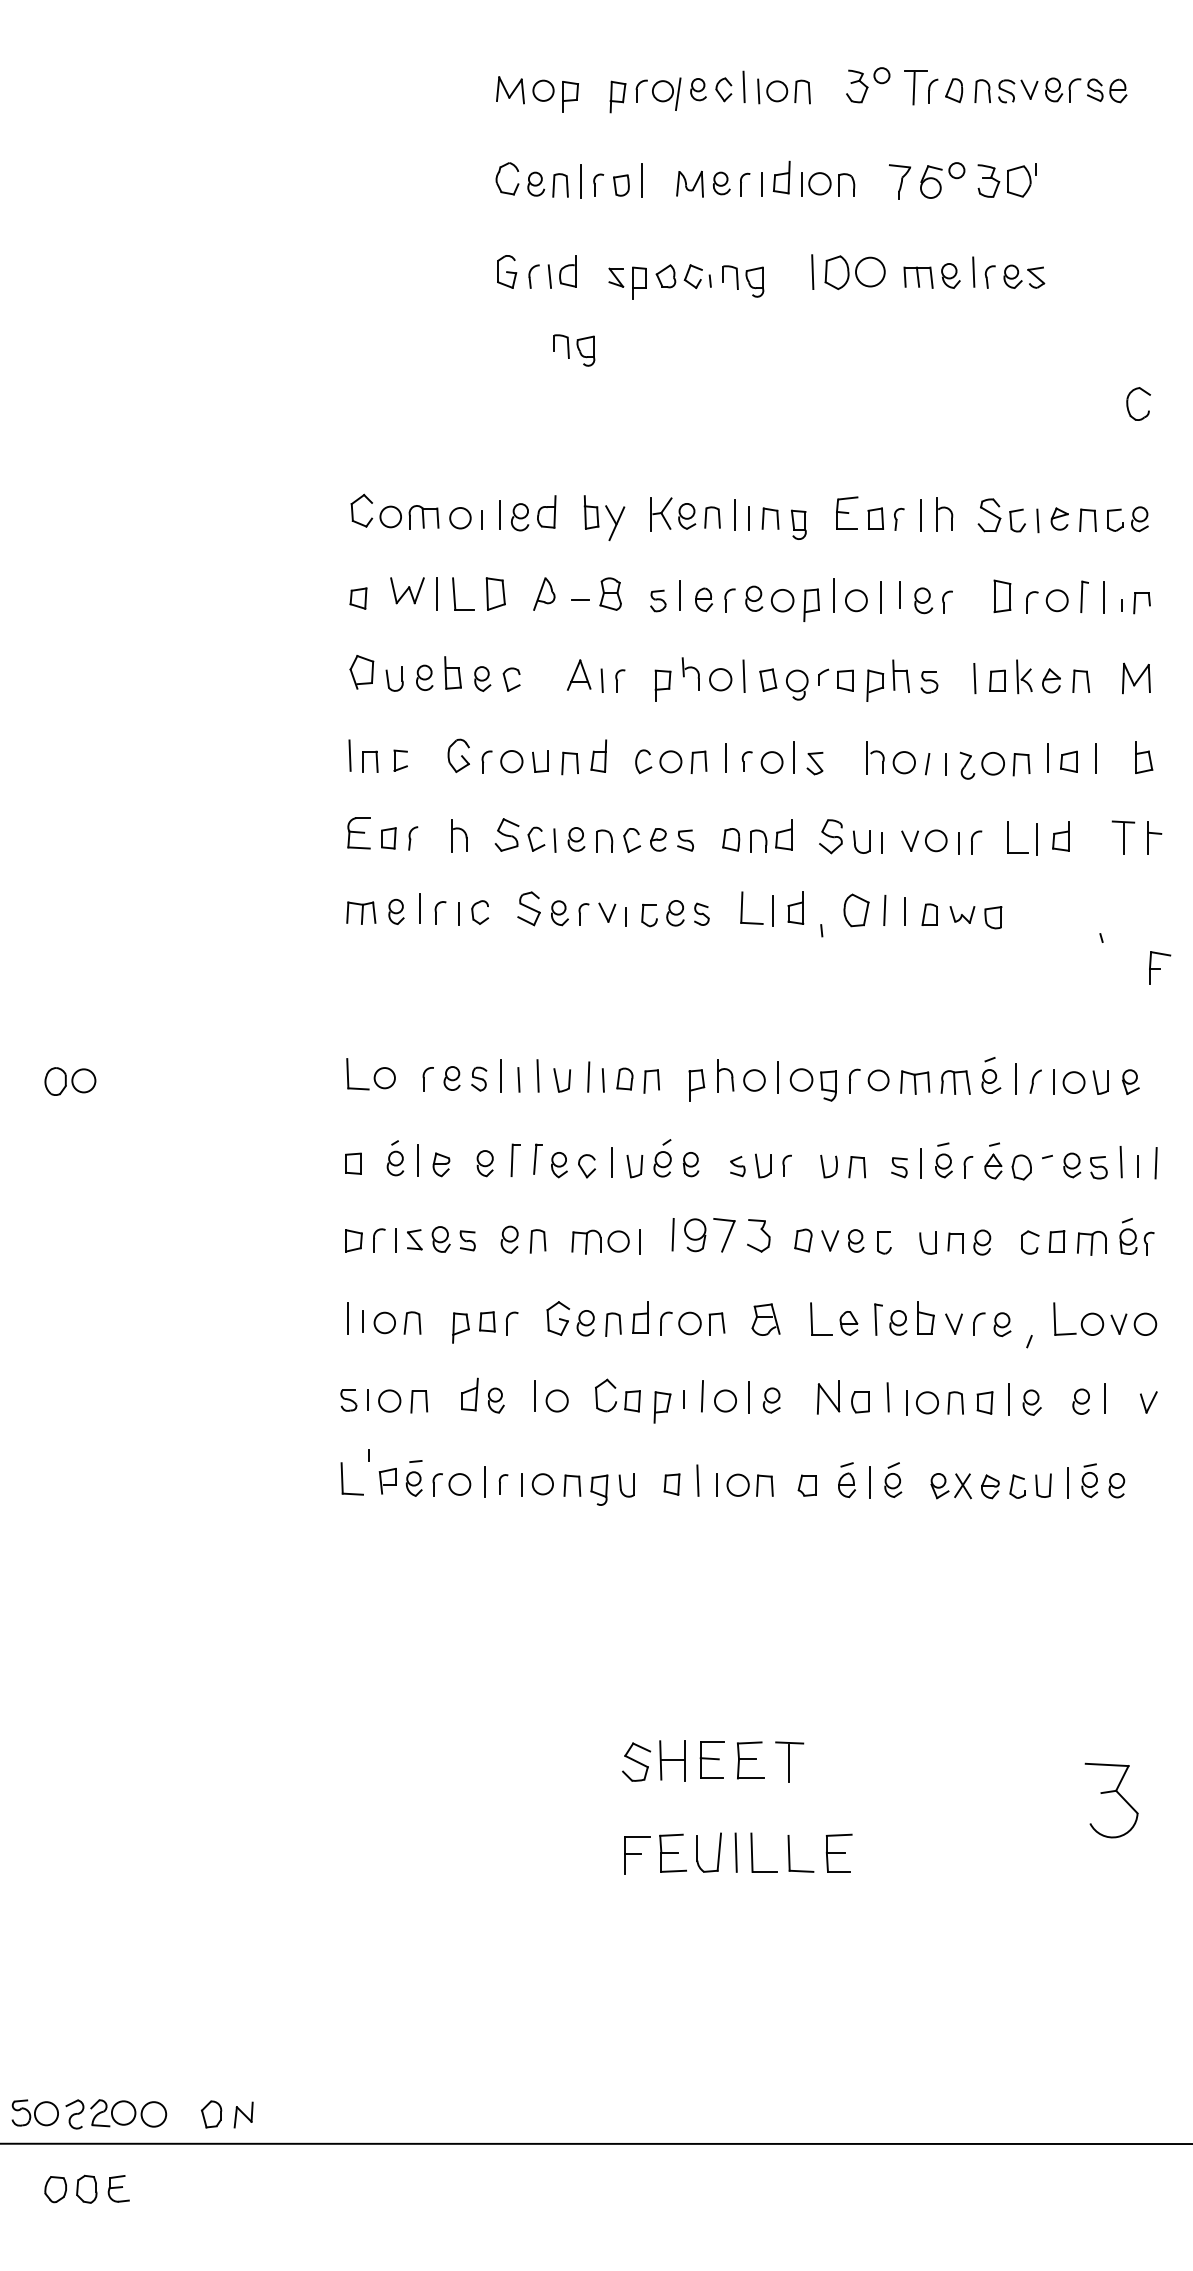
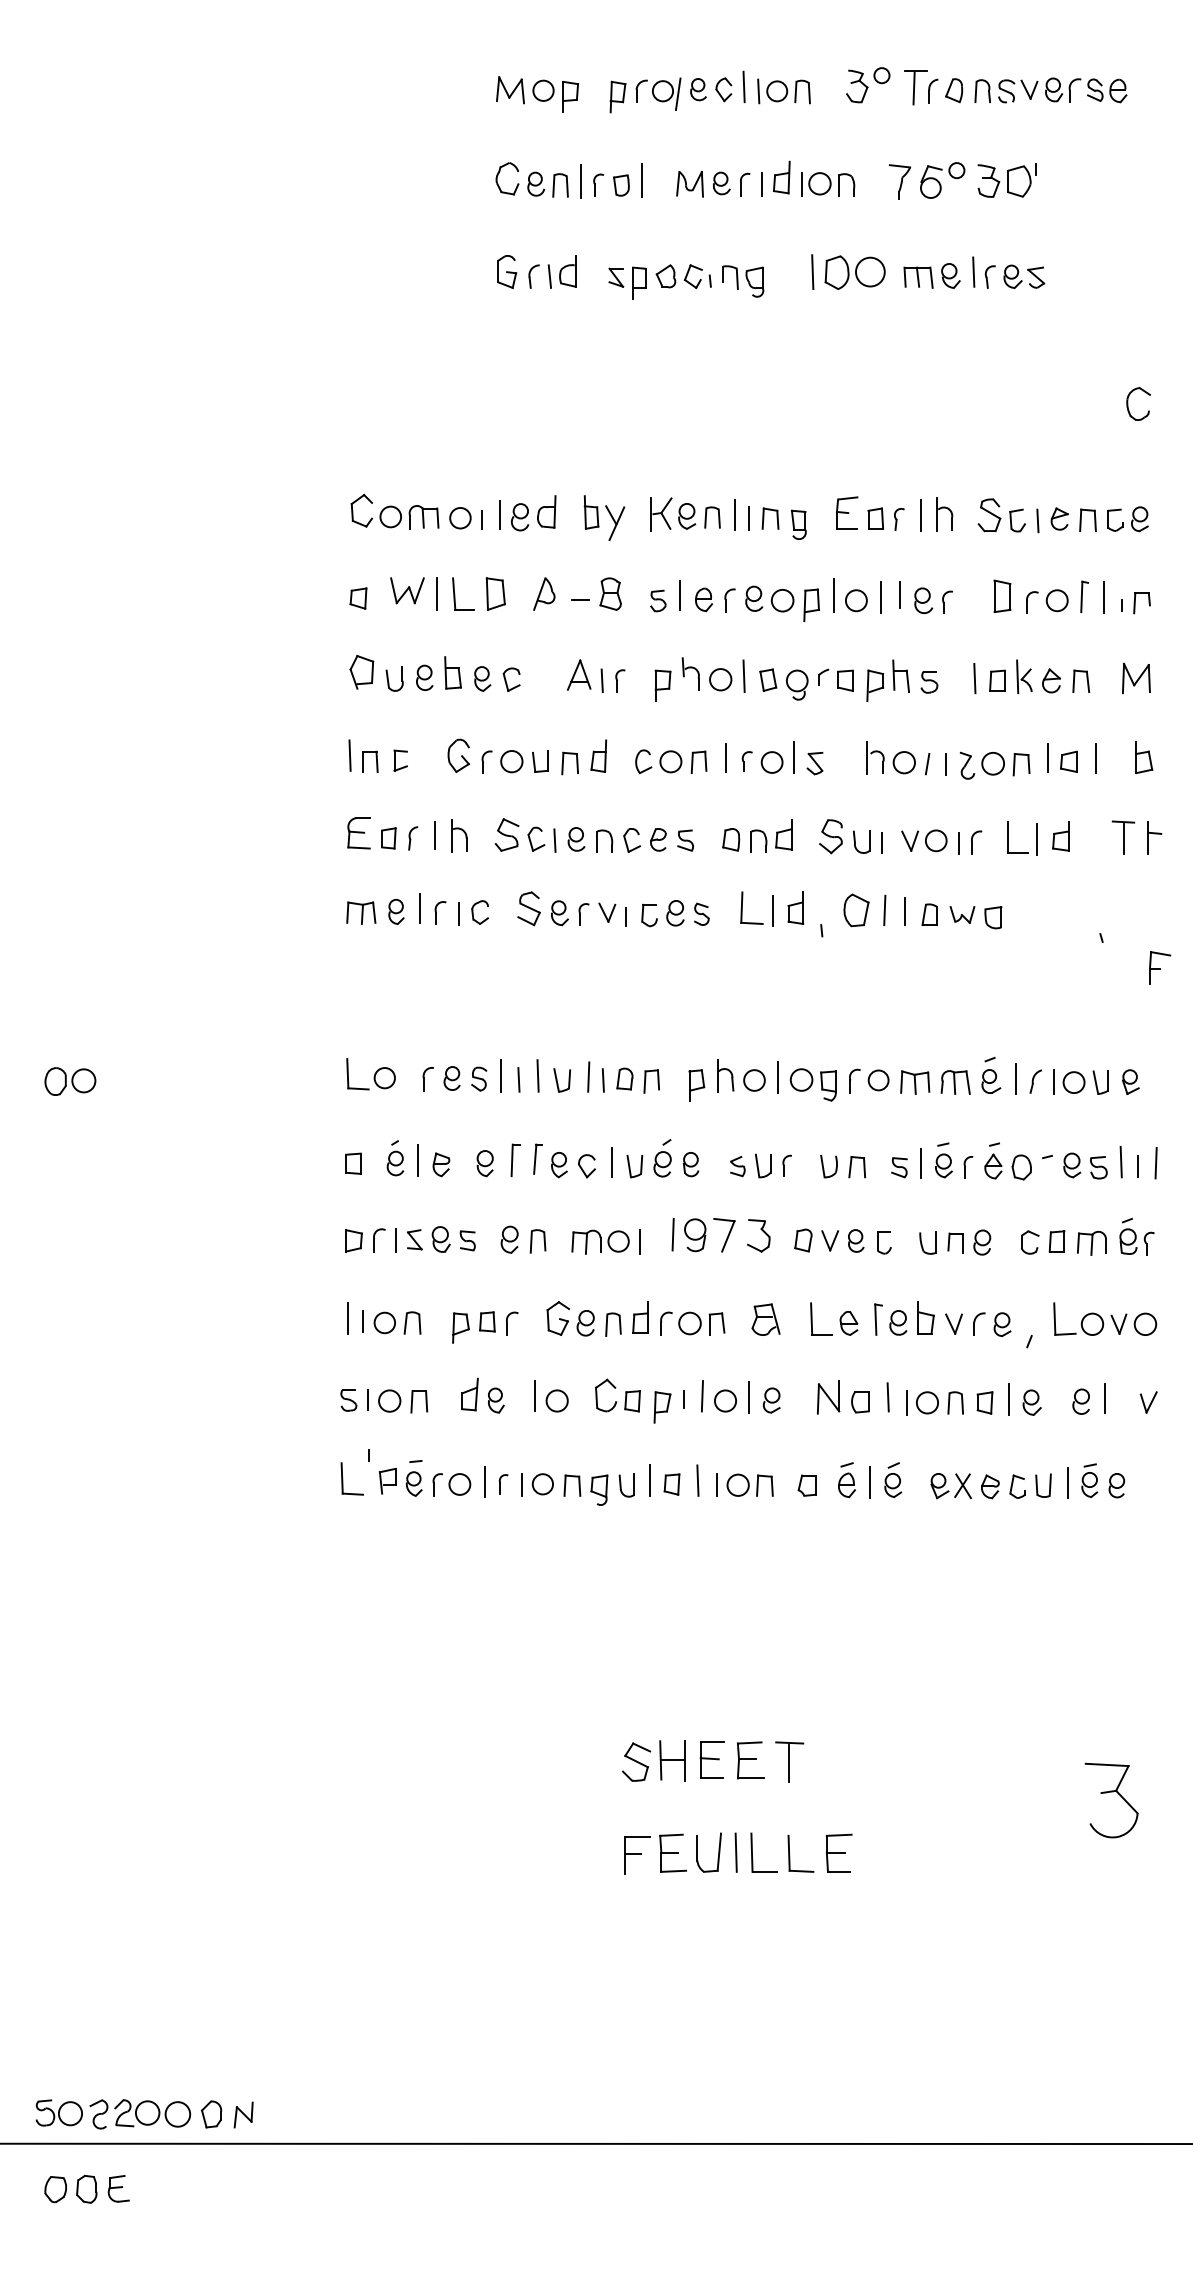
part: present -> none (574, 350)
line: none -> present (435, 834)
line: none -> present (650, 1480)
part position: (89, 2114) -> (113, 2114) (113, 2114)
